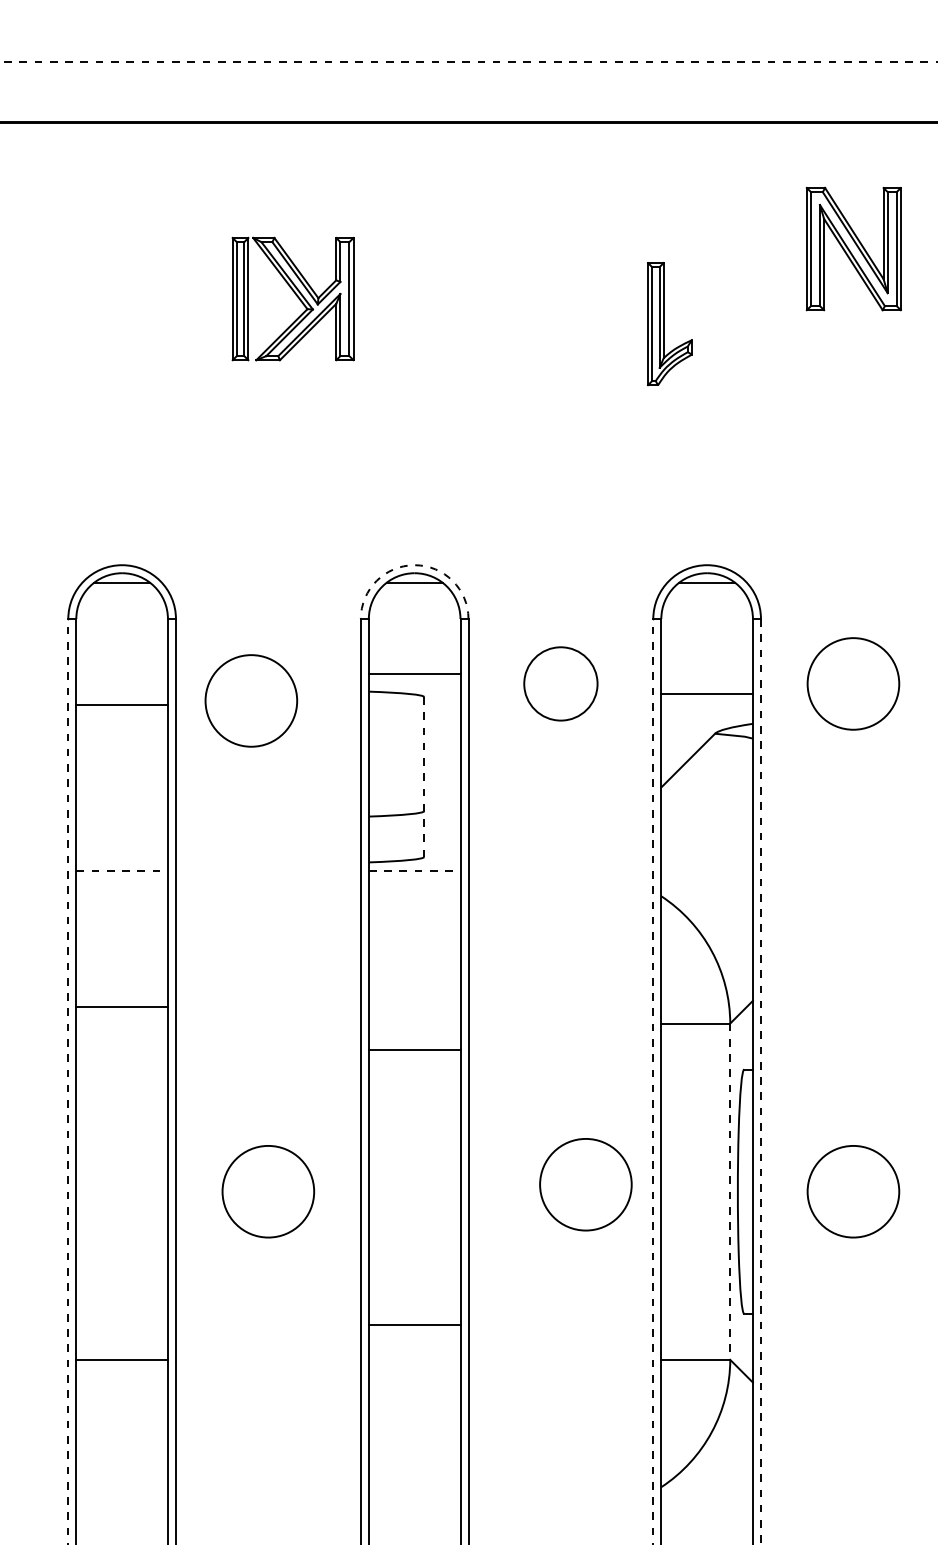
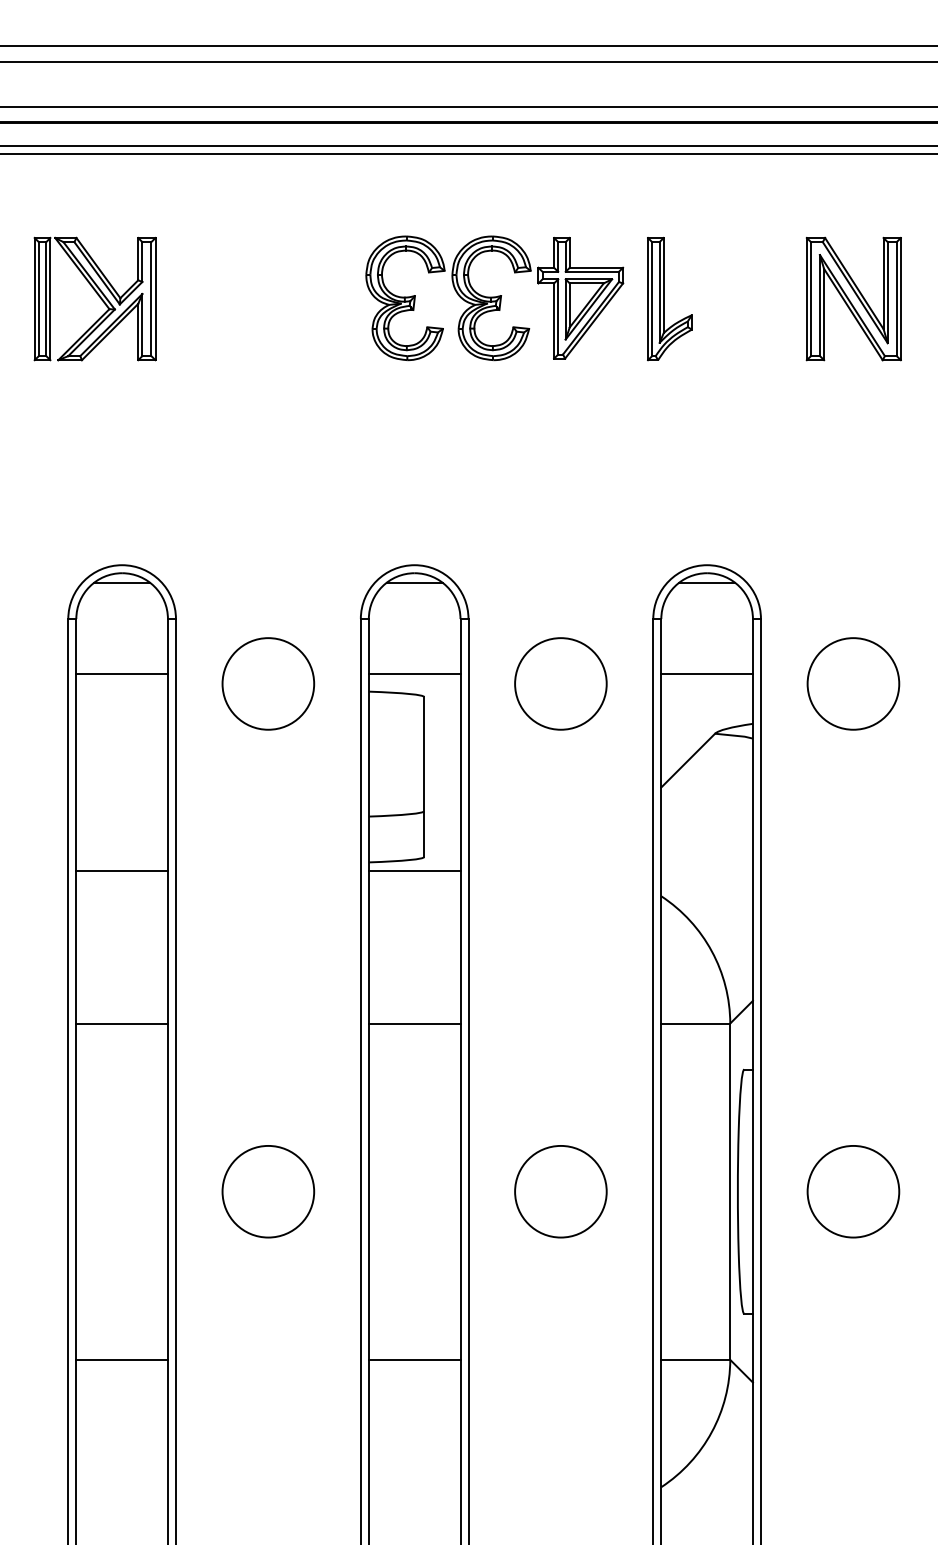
line: none -> present (468, 46)
line: dashed -> solid (468, 61)
line: none -> present (468, 106)
line: none -> present (468, 145)
line: none -> present (468, 153)
part position: (853, 248) -> (853, 298) (853, 298)
part position: (292, 298) -> (94, 298) (94, 298)
part: none -> present (494, 298)
part position: (669, 323) -> (669, 298) (669, 298)
arc: dashed -> solid (414, 565)
circle diameter: 73 px -> 92 px (560, 683)
line position: (706, 694) -> (706, 674) (706, 674)
circle position: (251, 700) -> (268, 683) (268, 683)
line position: (121, 705) -> (121, 674) (121, 674)
line: dashed -> solid (424, 777)
line: dashed -> solid (122, 871)
line: dashed -> solid (414, 871)
line position: (121, 1006) -> (121, 1023) (121, 1023)
line position: (414, 1049) -> (414, 1023) (414, 1023)
line: dashed -> solid (68, 1081)
line: dashed -> solid (653, 1081)
line: dashed -> solid (760, 1081)
circle position: (585, 1184) -> (560, 1191) (560, 1191)
line: dashed -> solid (730, 1192)
line position: (414, 1324) -> (414, 1359) (414, 1359)
